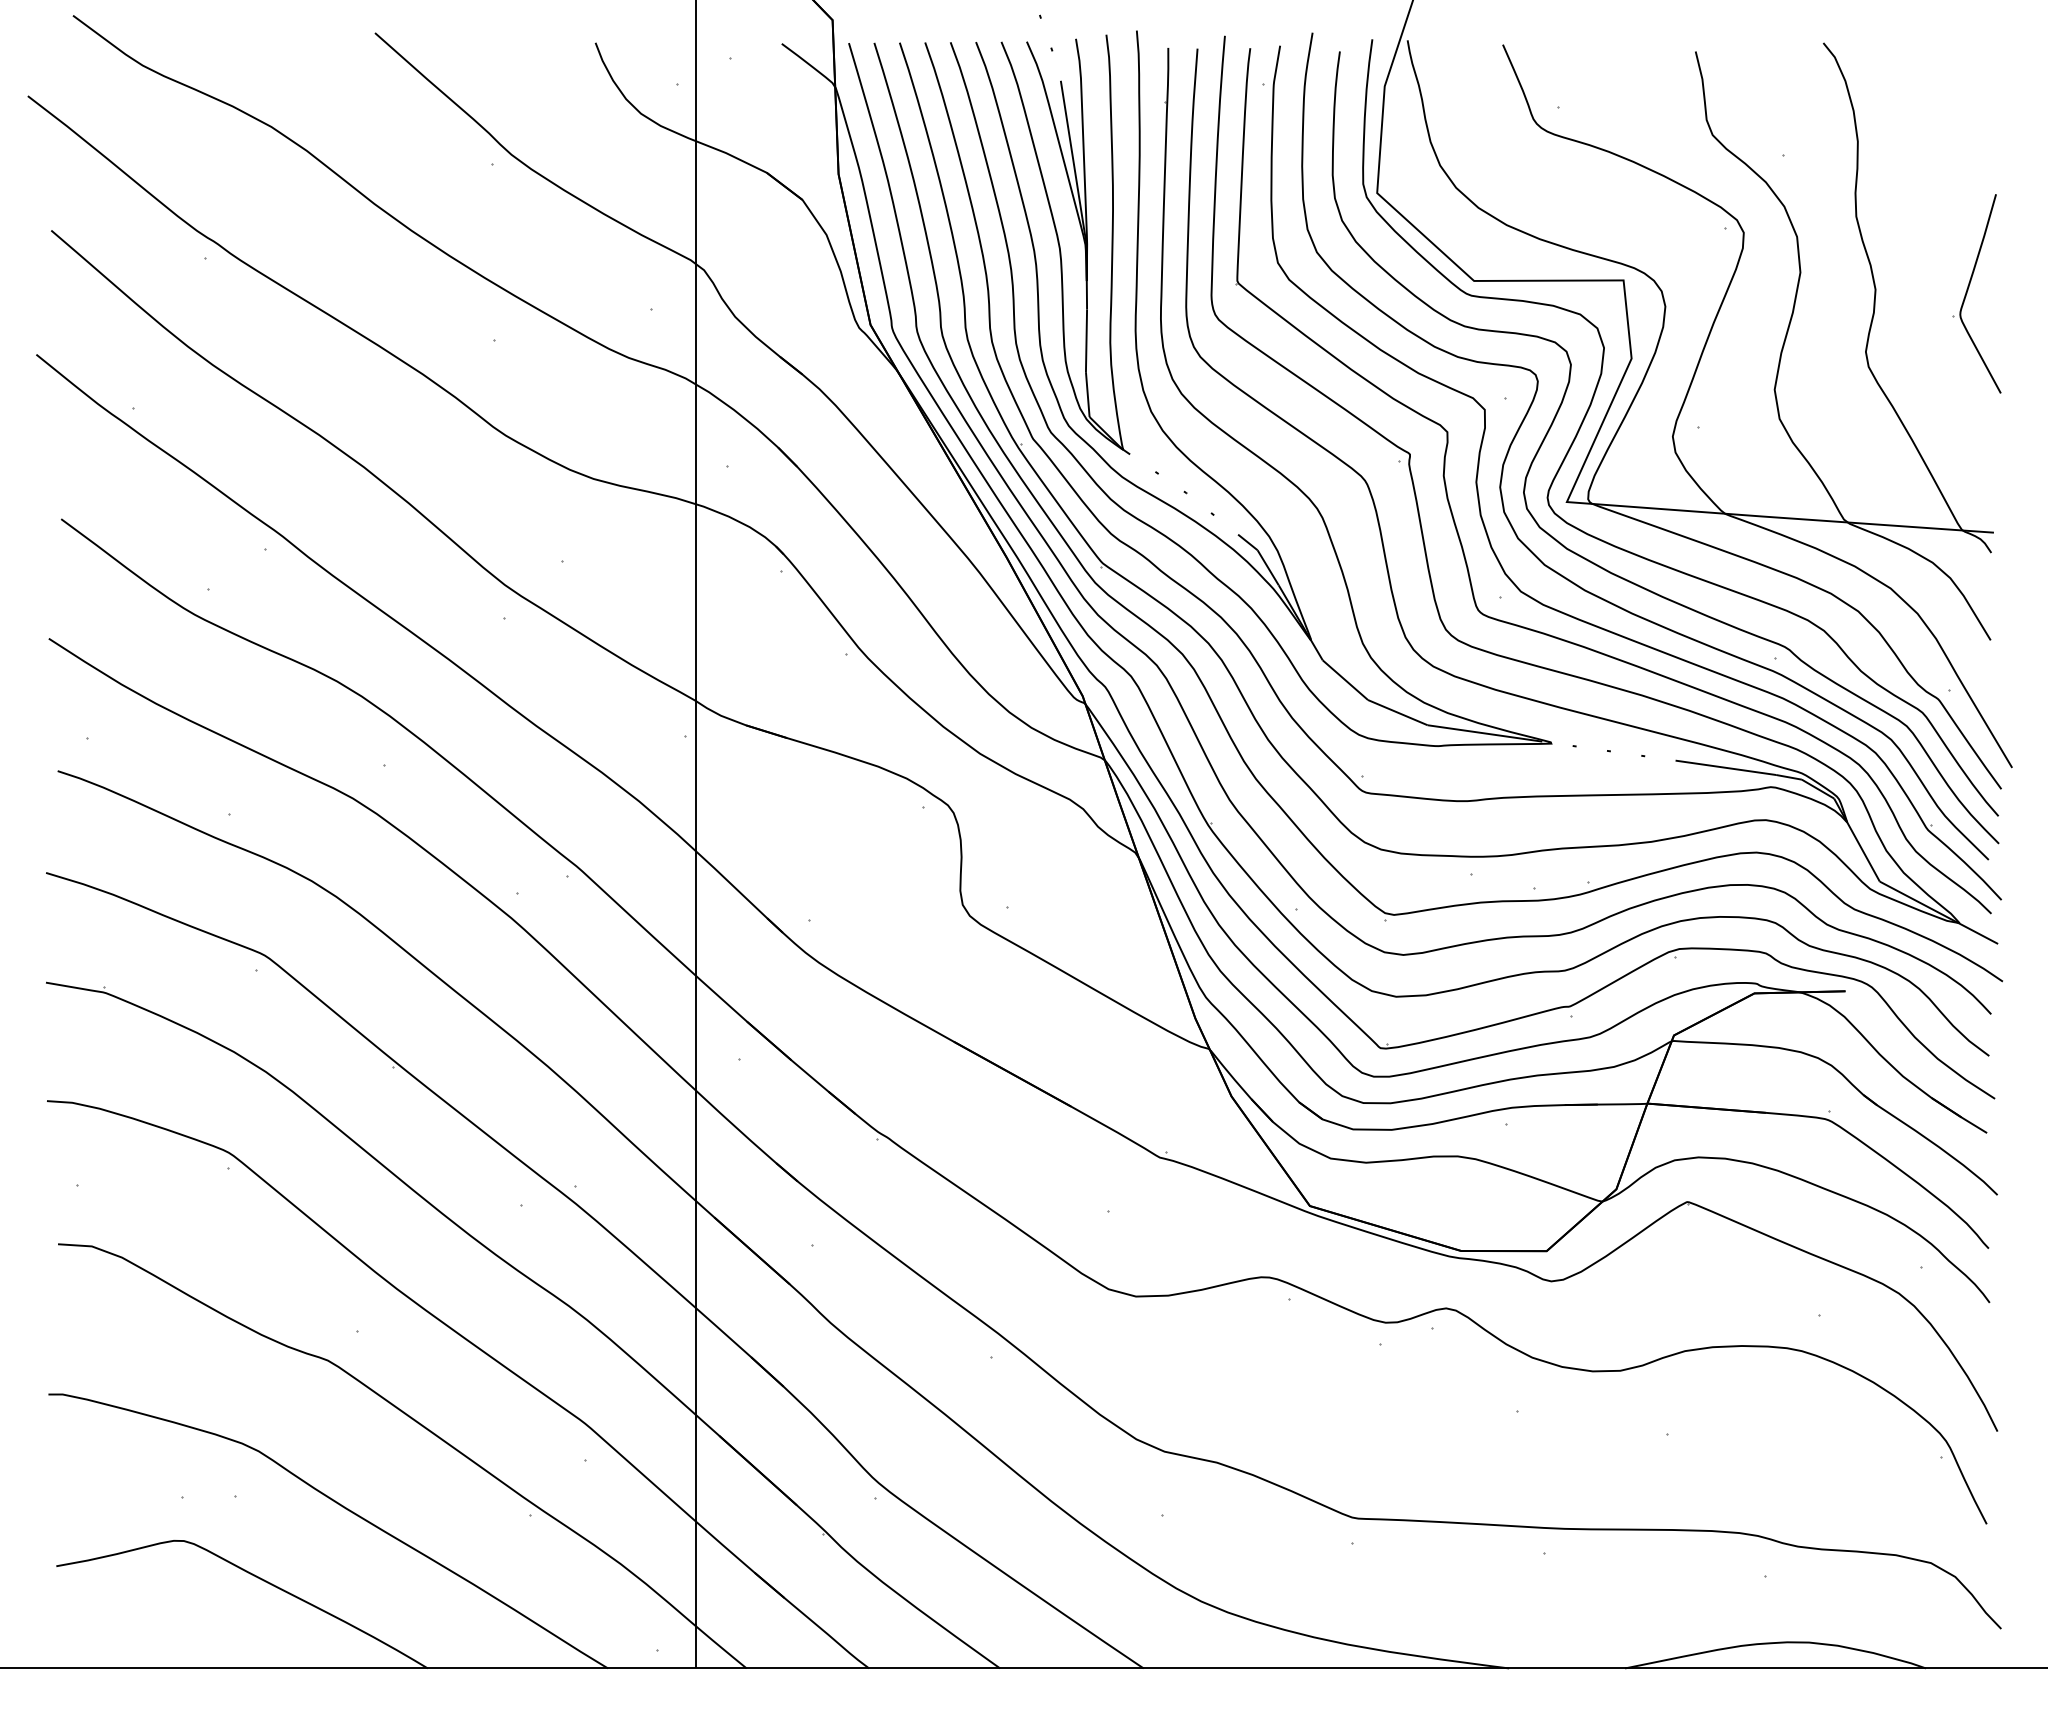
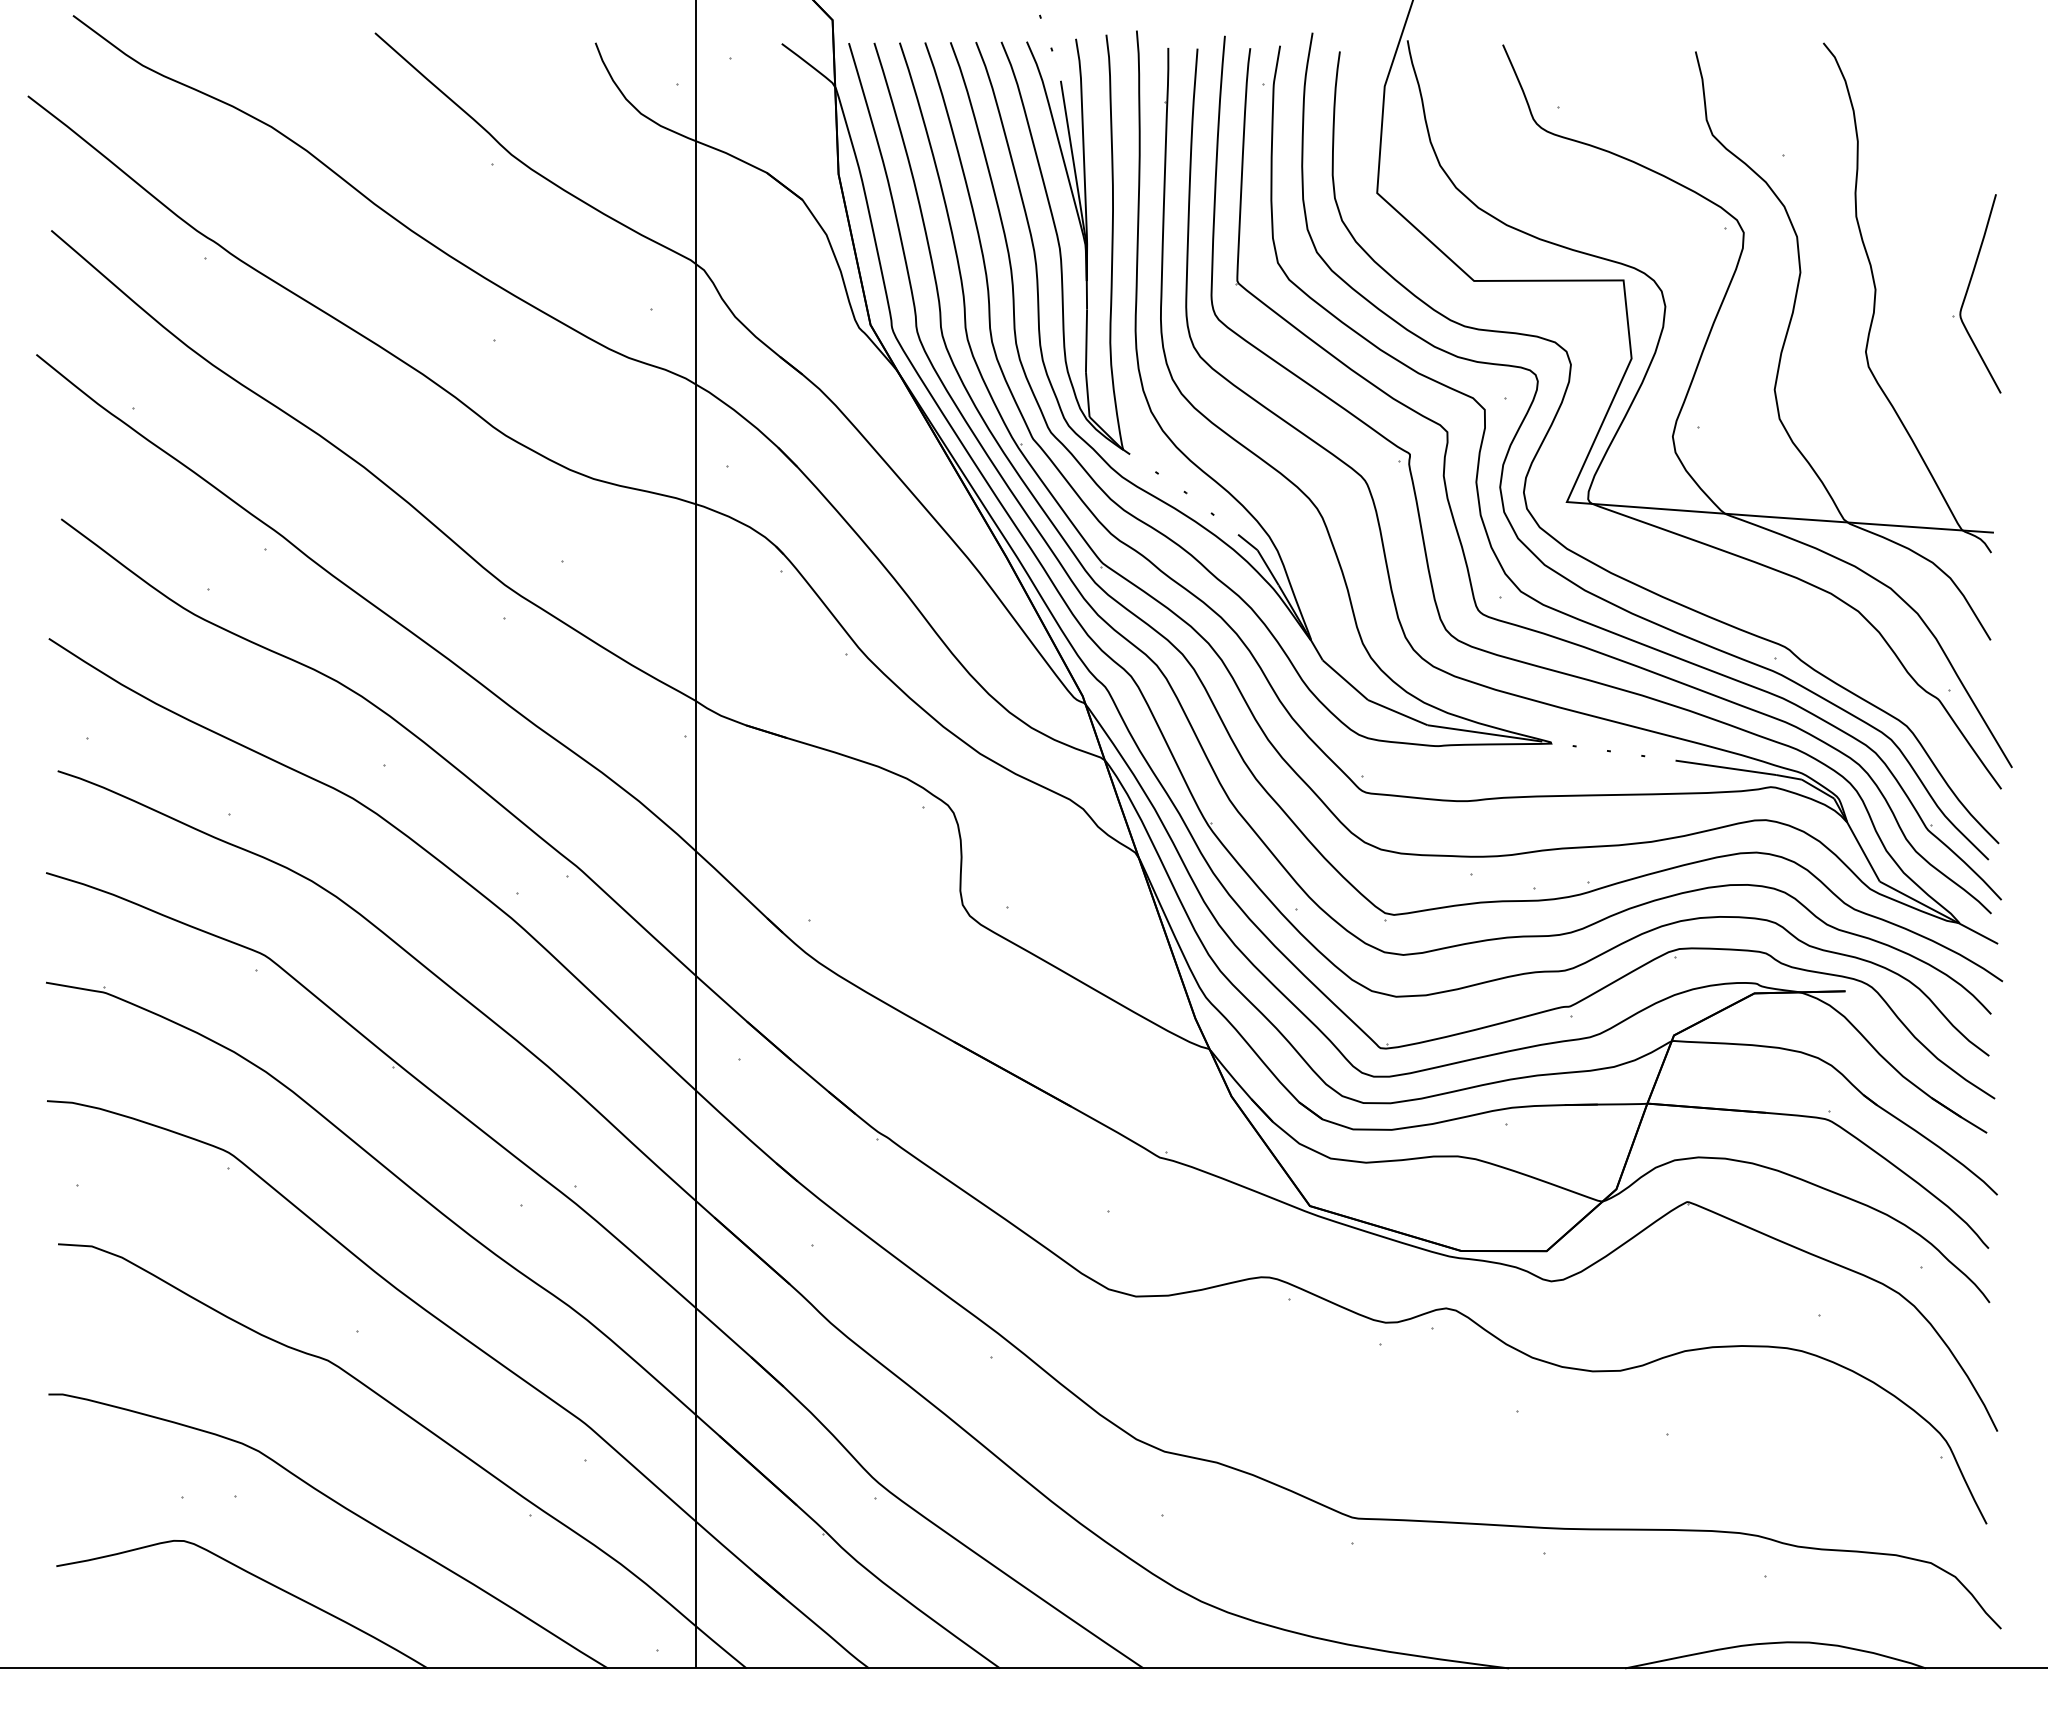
curve: present -> none (1596, 391)
